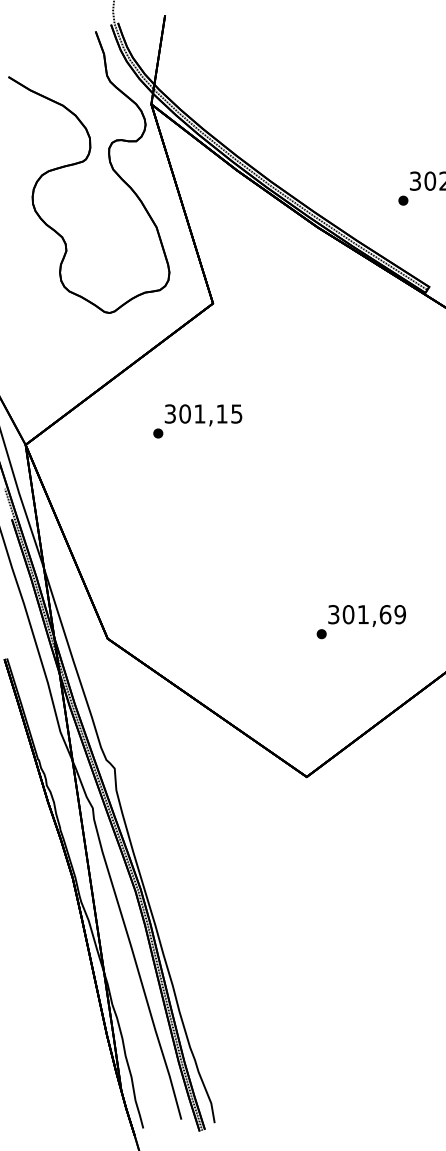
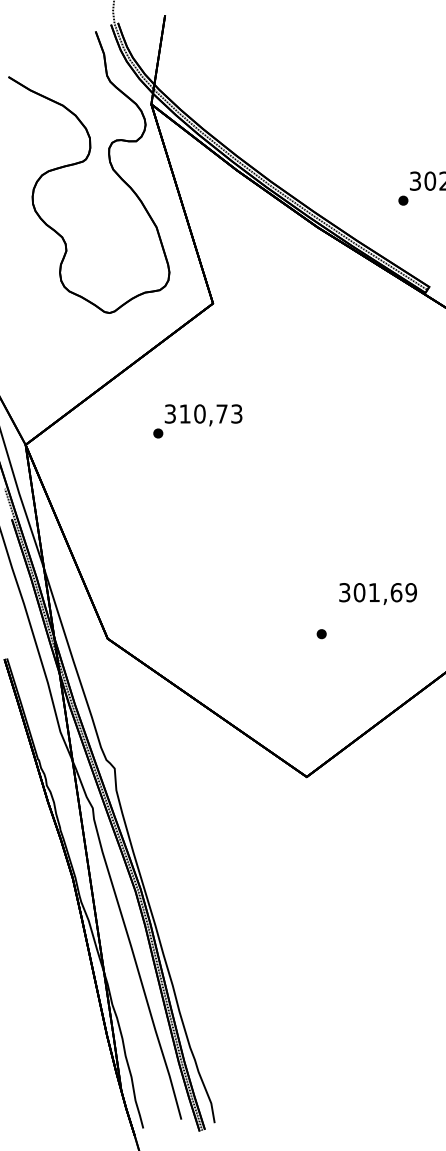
text: 301,15 -> 310,73 (210, 413)
text position: (366, 615) -> (377, 593) (377, 593)
